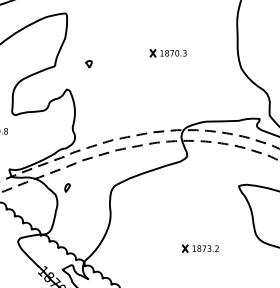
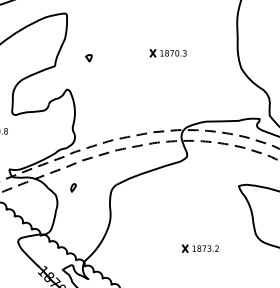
part position: (88, 64) -> (88, 58) (88, 58)
part position: (67, 187) -> (73, 187) (73, 187)
